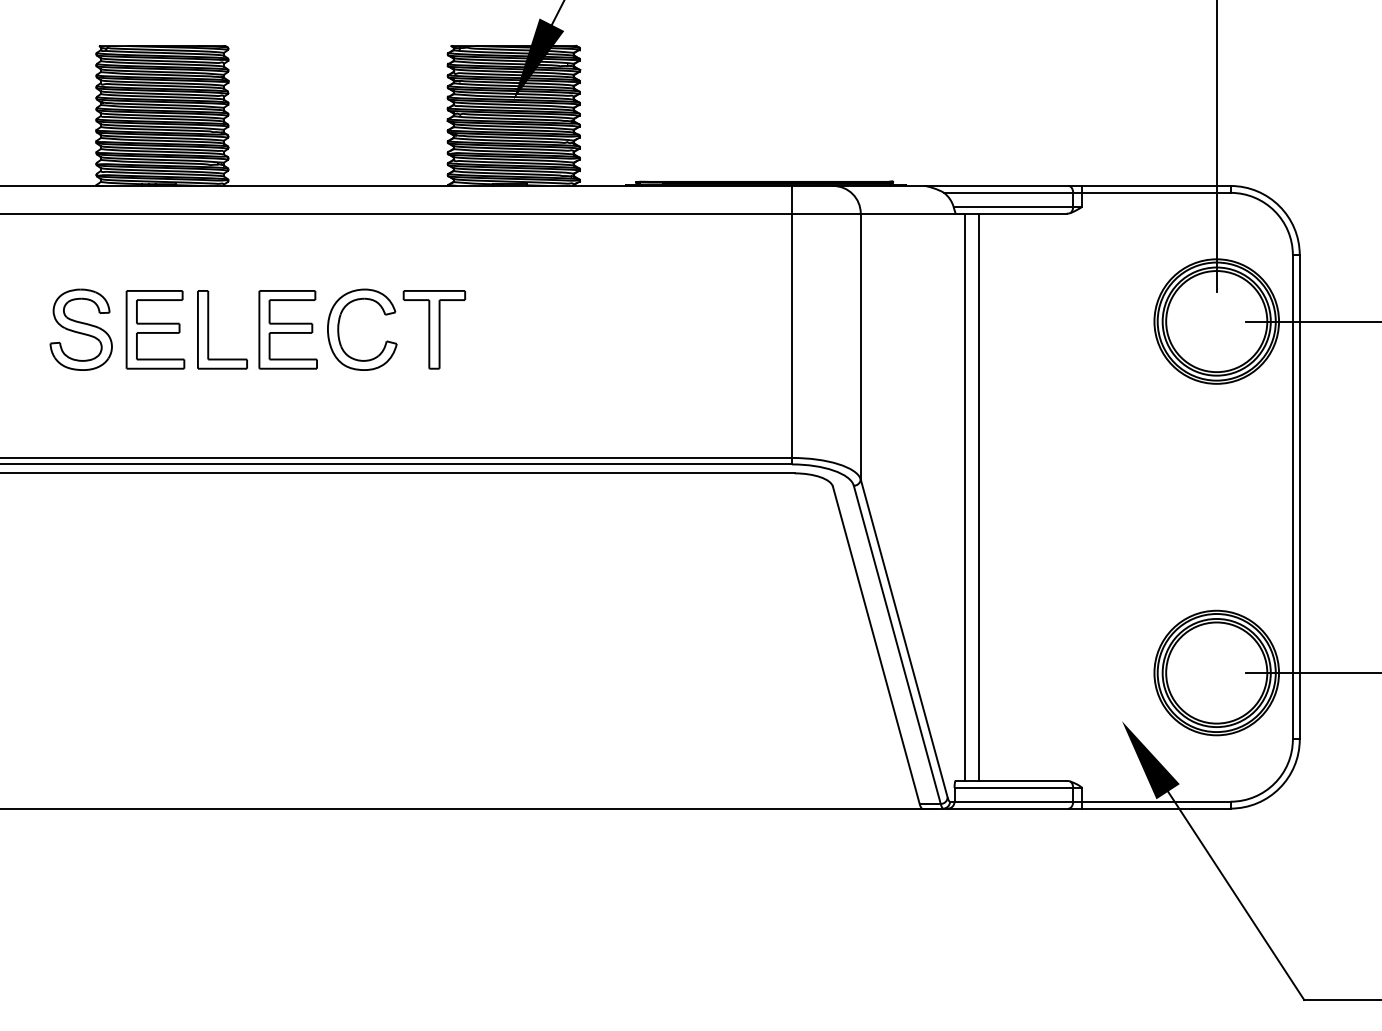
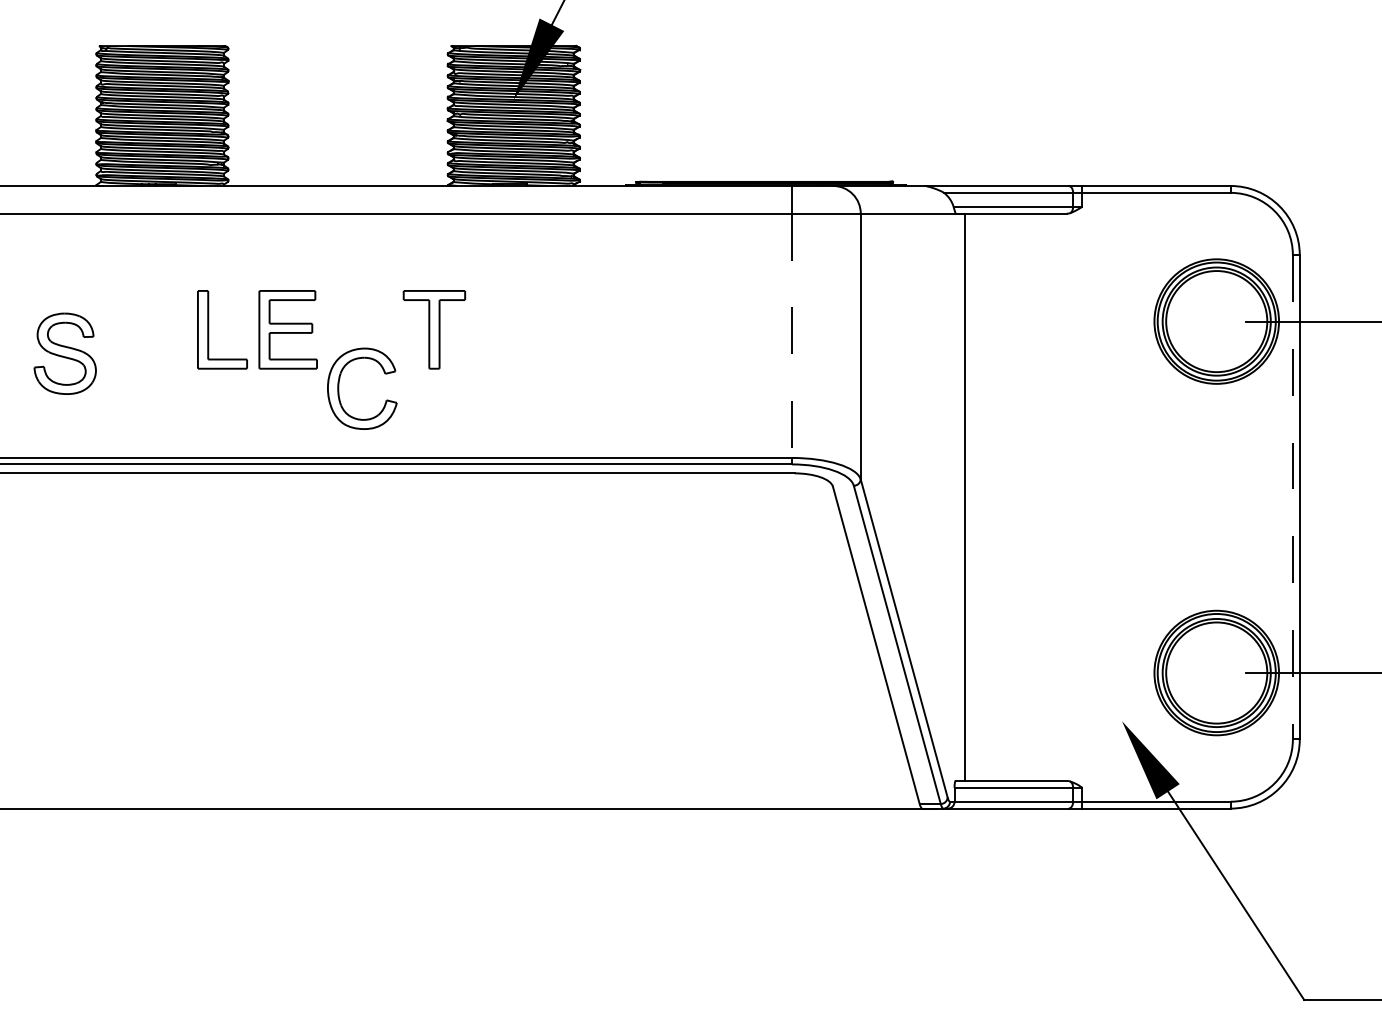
line: present -> none (1216, 147)
part position: (80, 329) -> (64, 353) (64, 353)
part: present -> none (155, 329)
part position: (339, 329) -> (339, 388) (339, 388)
line: solid -> dashed (791, 336)
line: present -> none (978, 497)
line: solid -> dashed (1292, 497)
